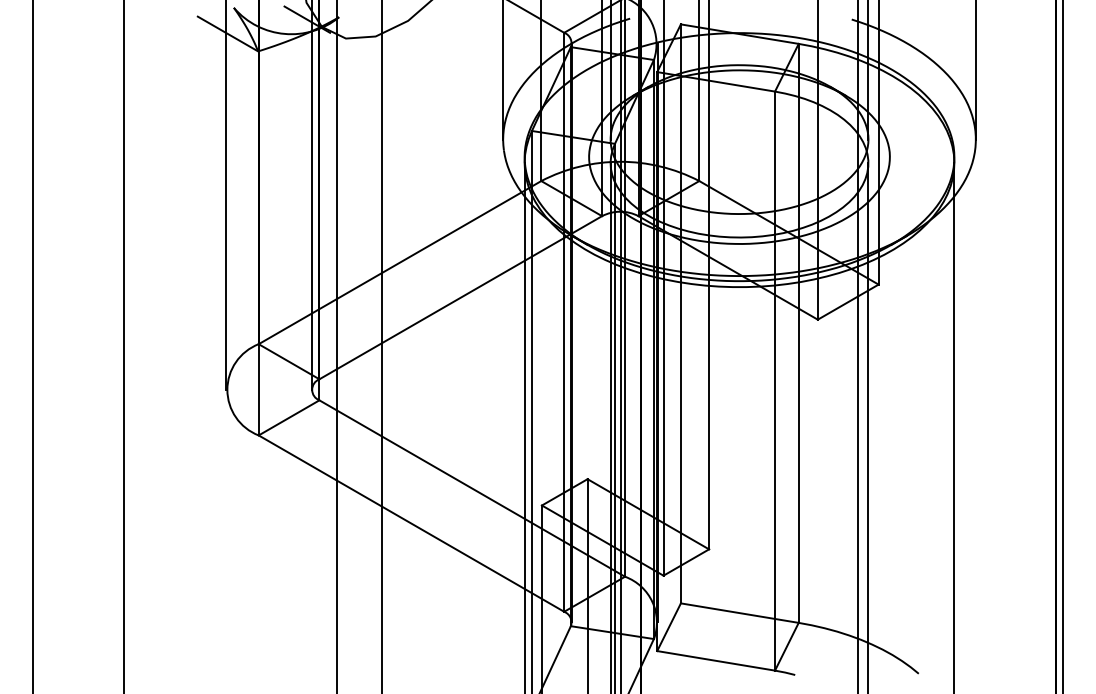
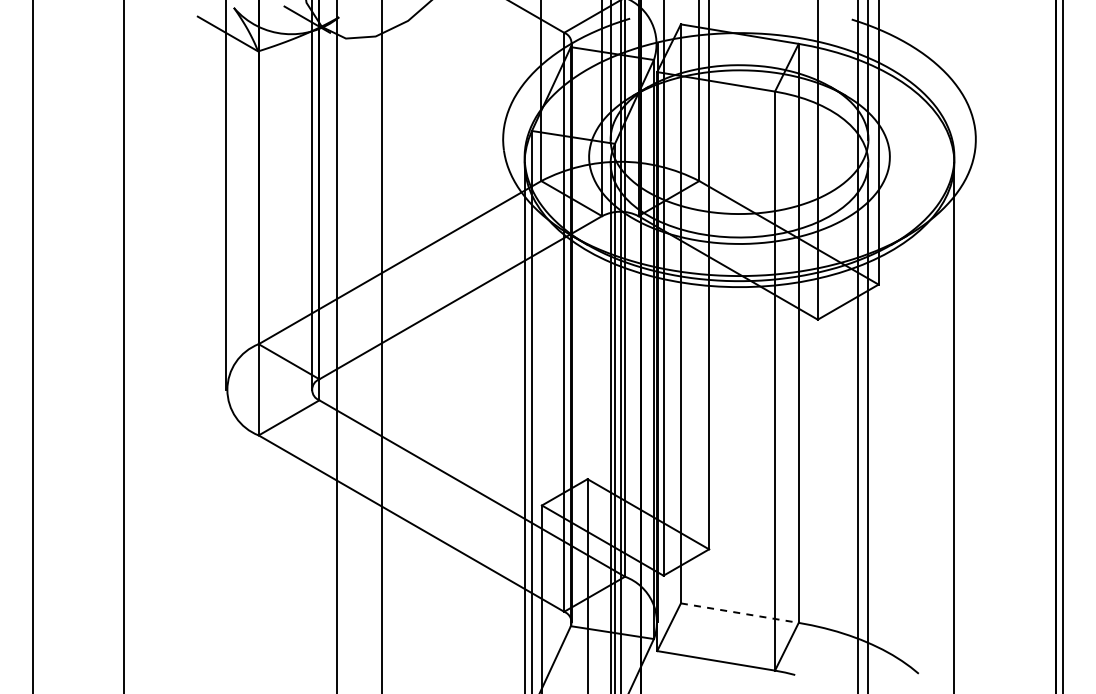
line: present -> none (503, 70)
line: present -> none (975, 70)
line: solid -> dashed (739, 613)
